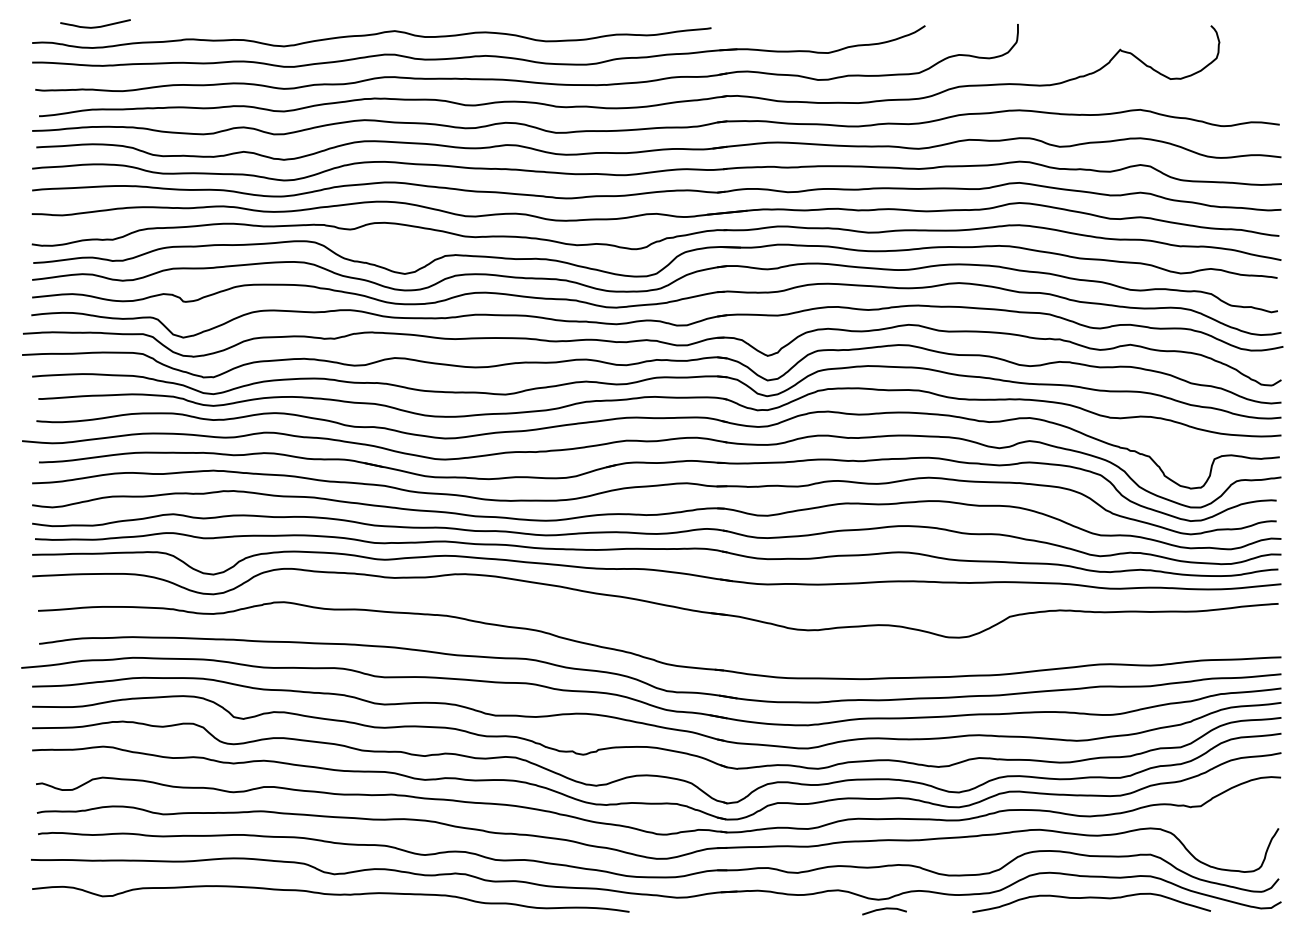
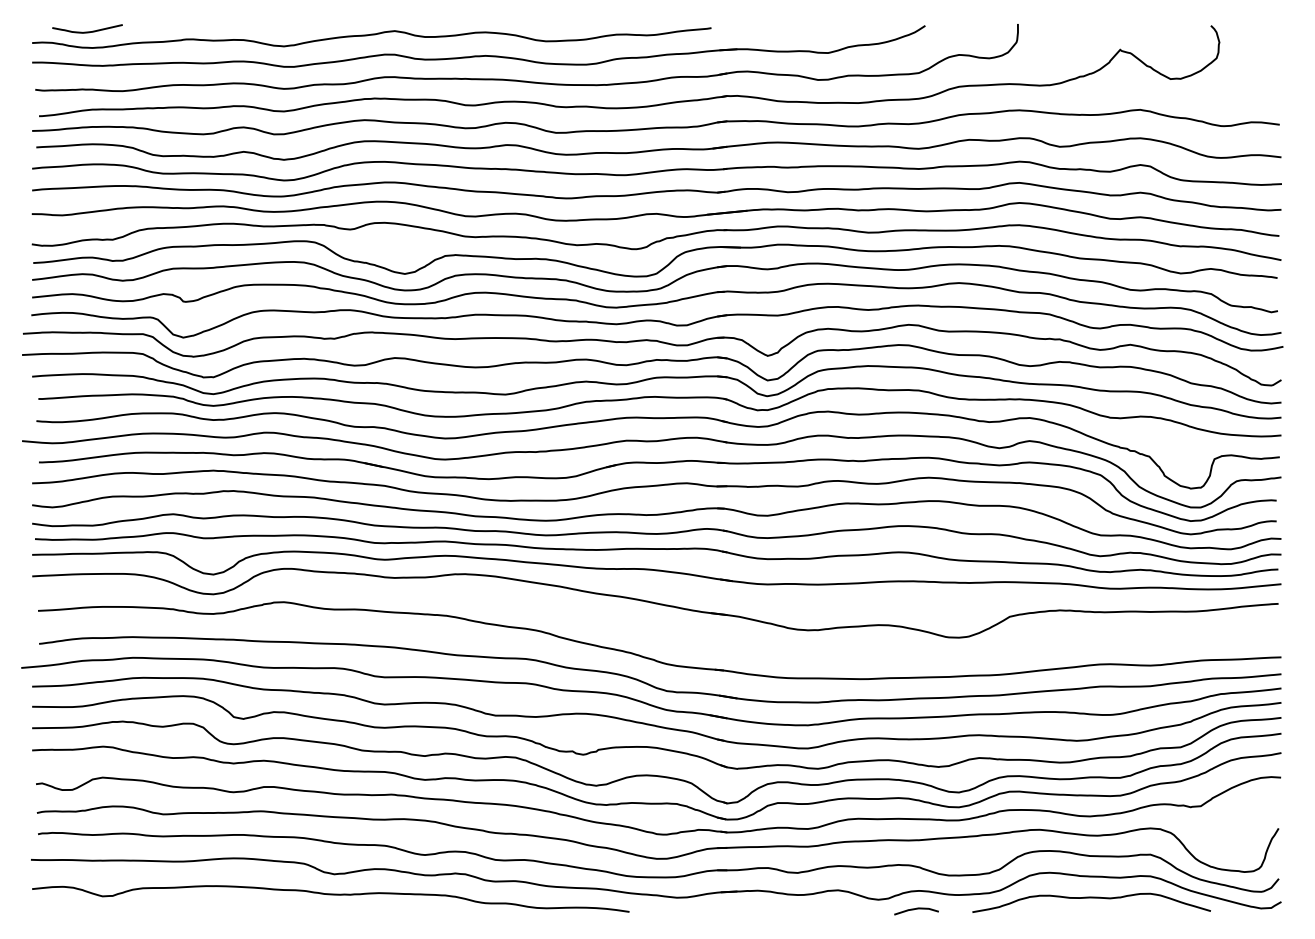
curve position: (95, 26) -> (87, 31) (87, 31)
curve position: (884, 909) -> (916, 909) (916, 909)
